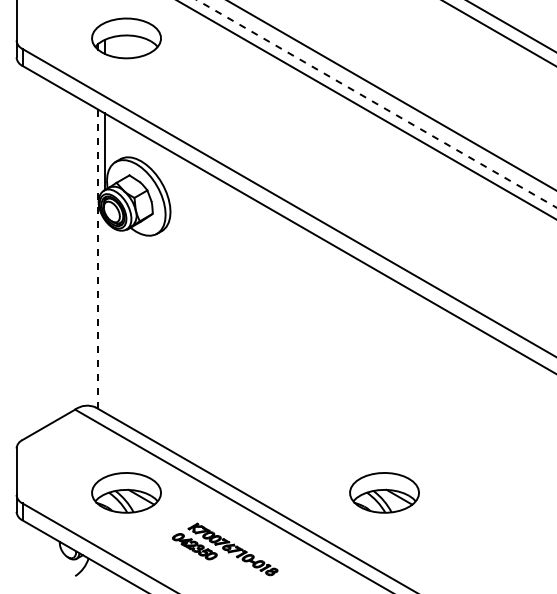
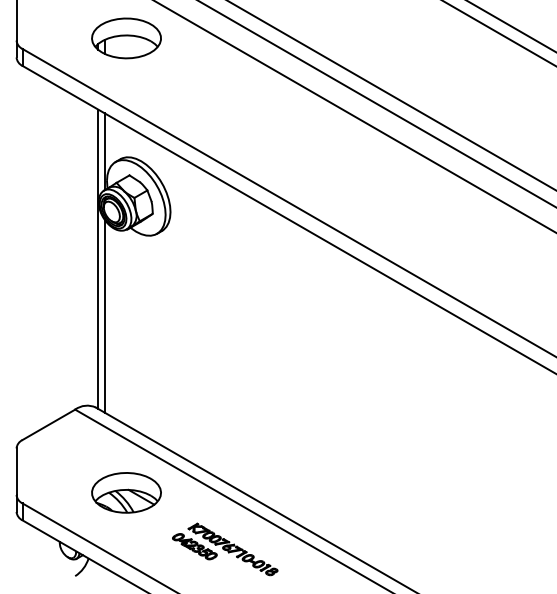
line: dashed -> solid (377, 104)
line position: (366, 109) -> (354, 116) (354, 116)
line: dashed -> solid (98, 259)
line: none -> present (104, 315)
part: present -> none (384, 492)
